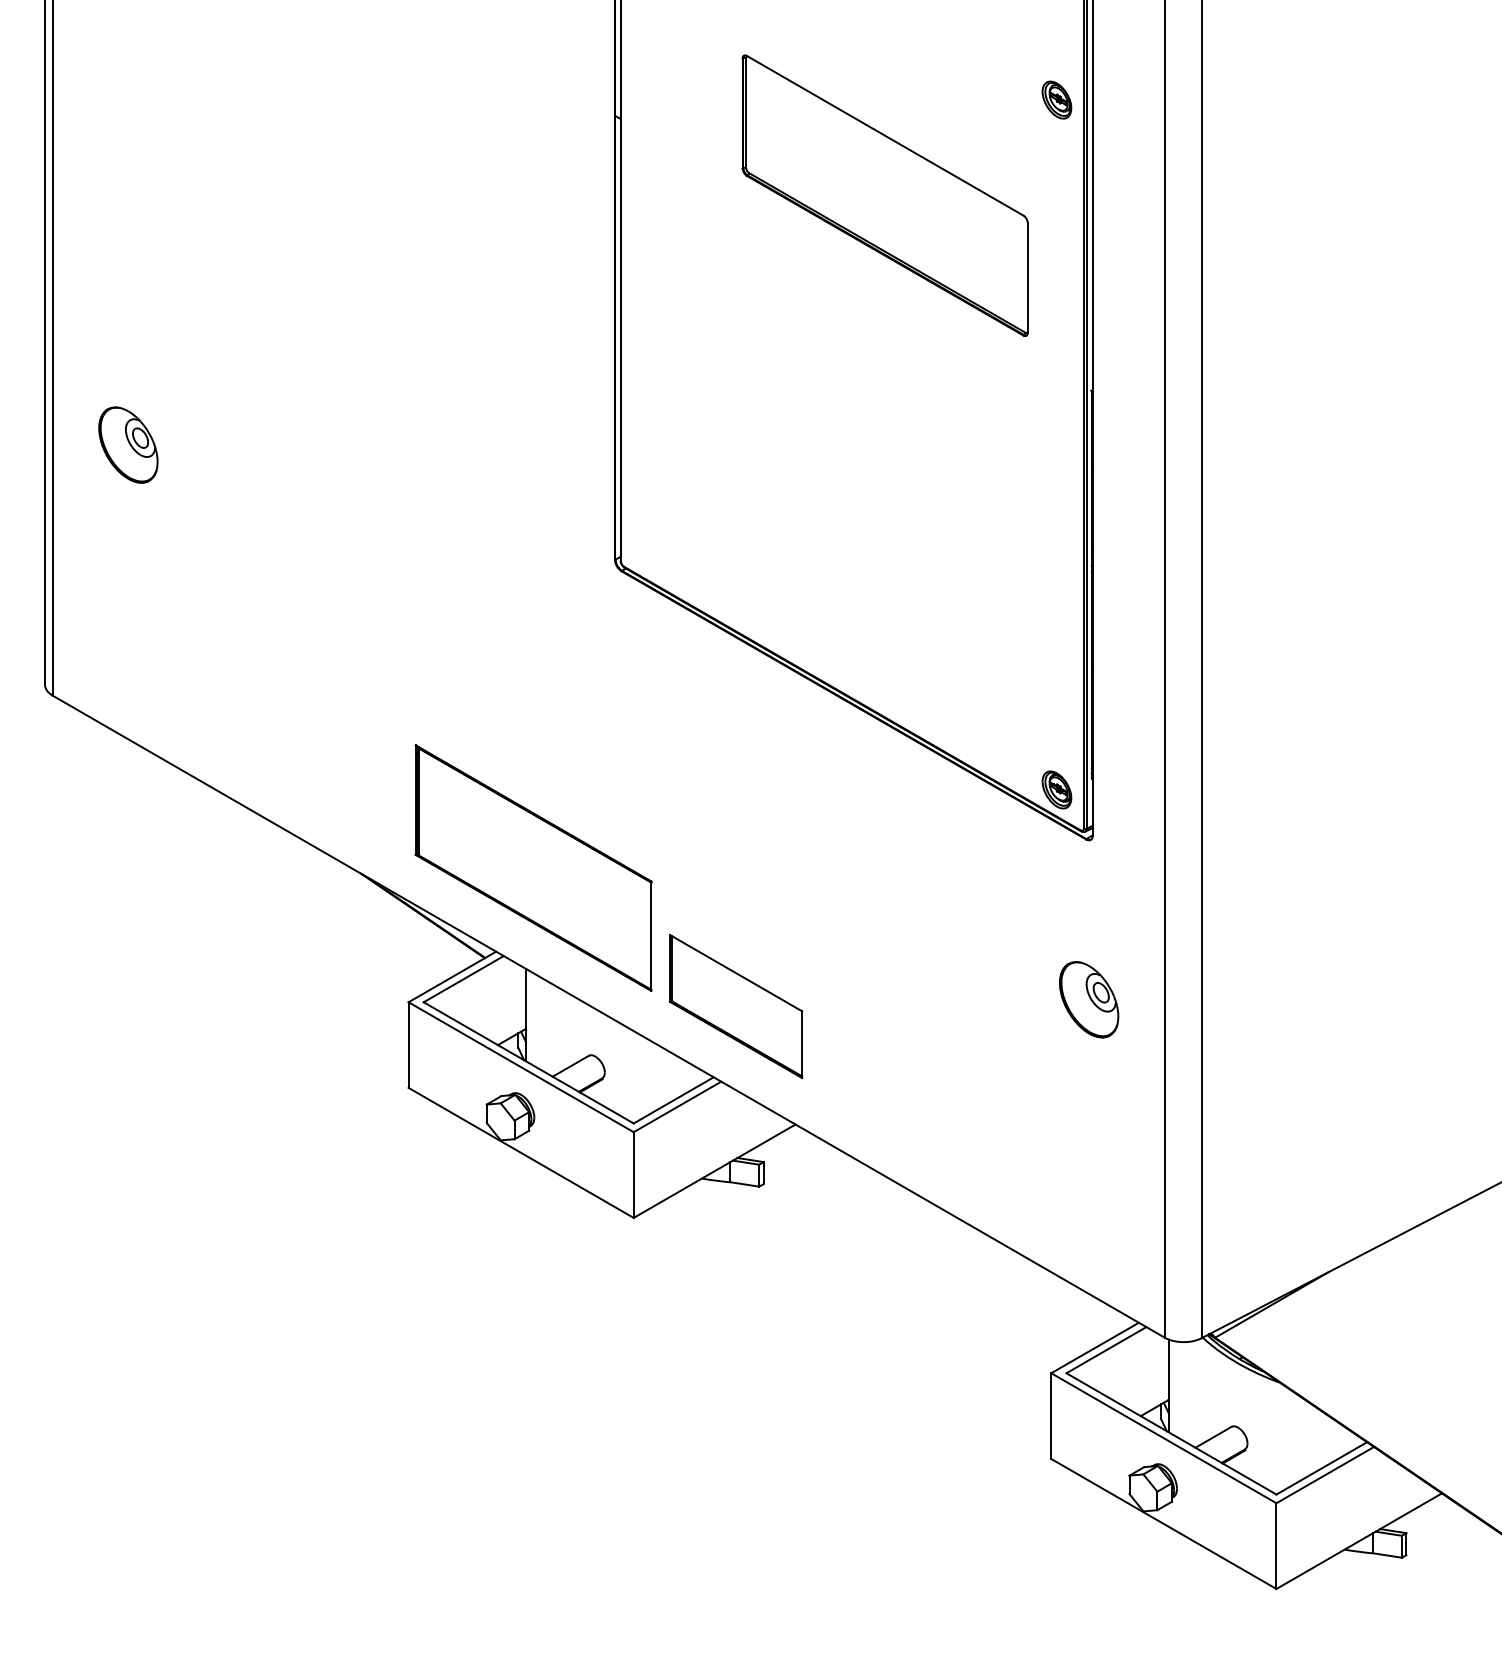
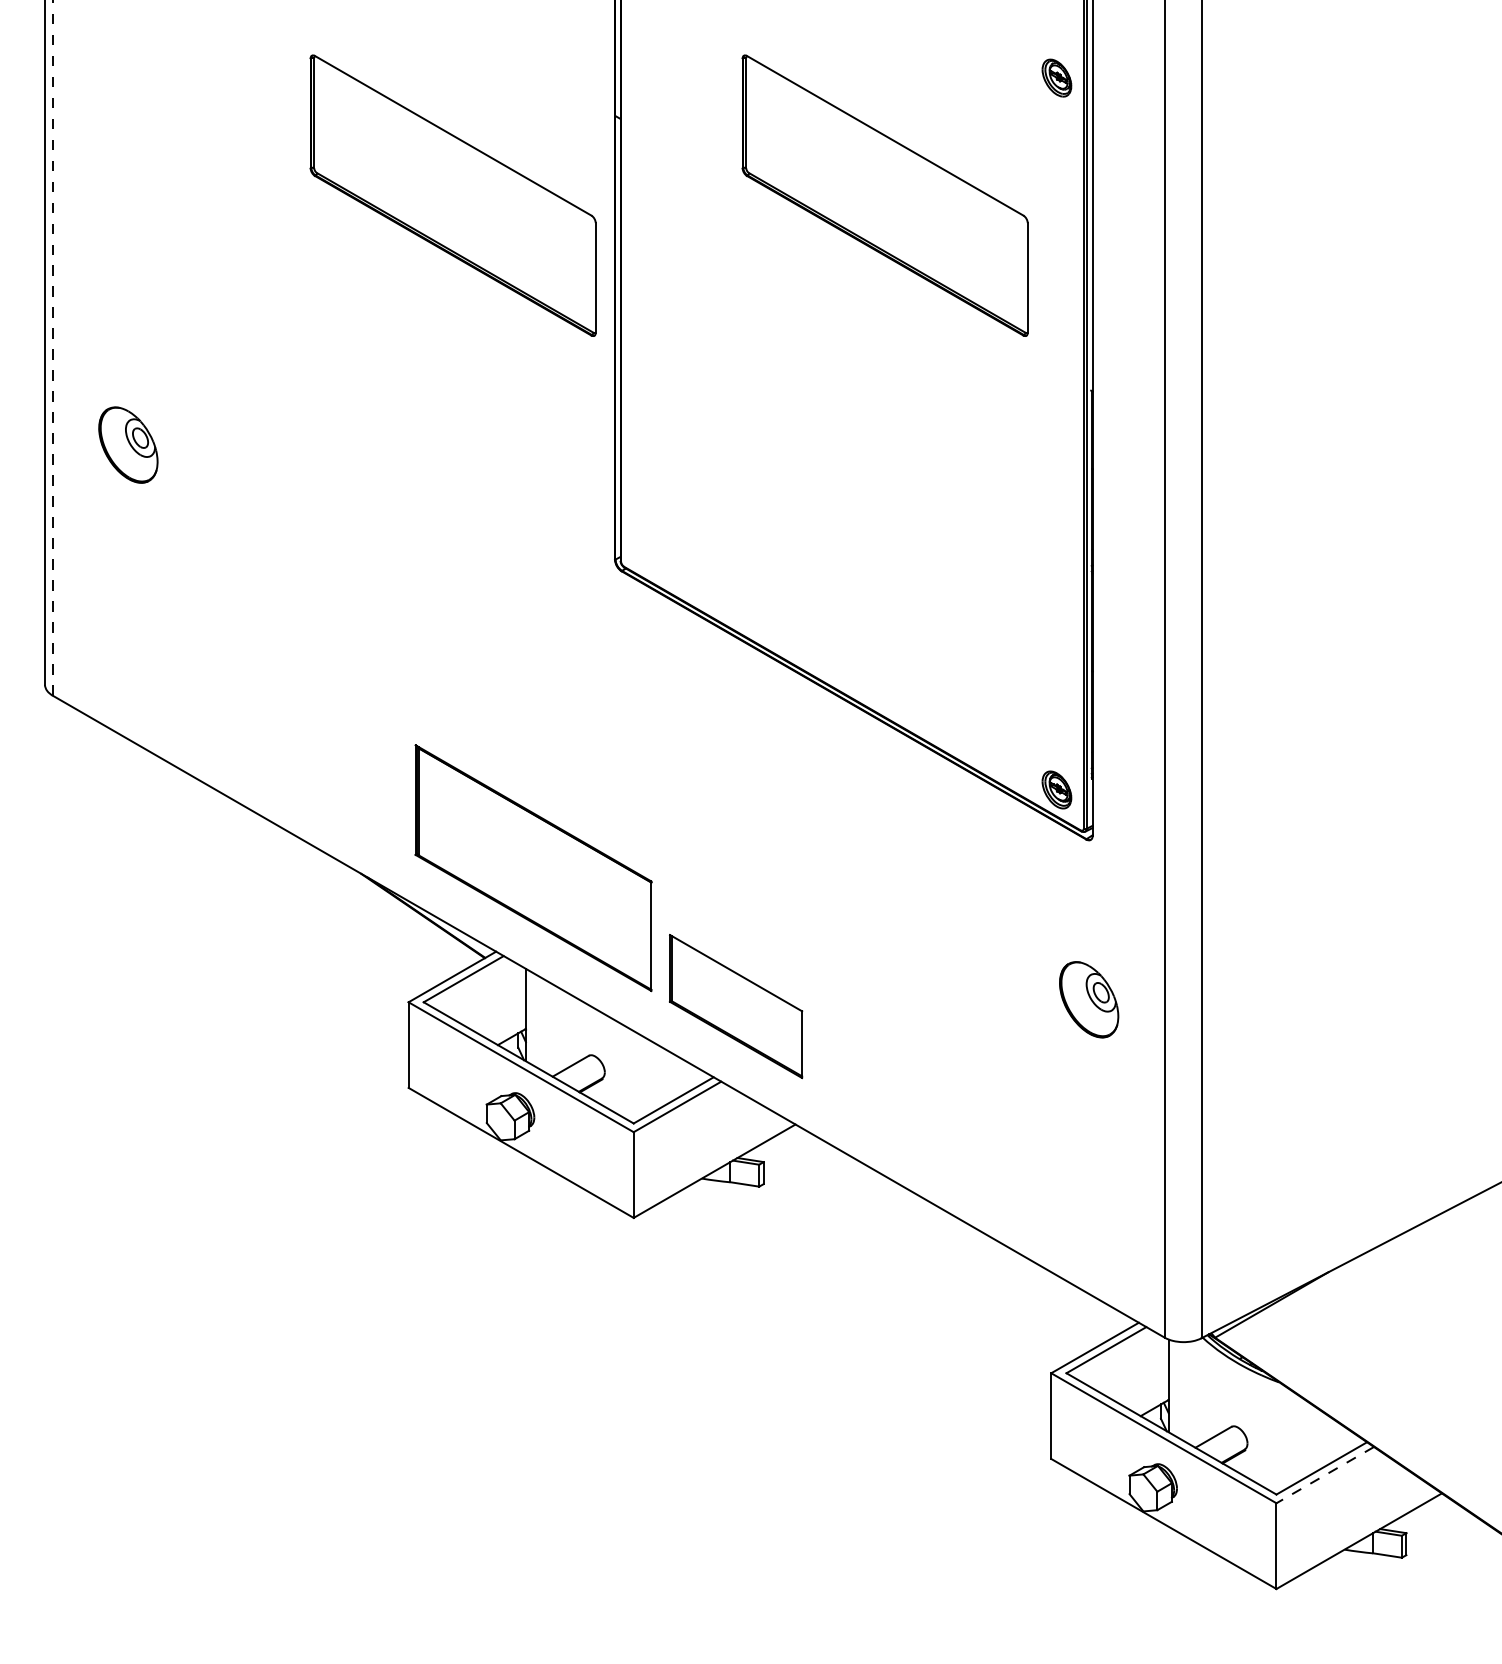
part position: (1056, 99) -> (1056, 77) (1056, 77)
part: none -> present (452, 195)
line: solid -> dashed (52, 347)
line: solid -> dashed (1324, 1475)
